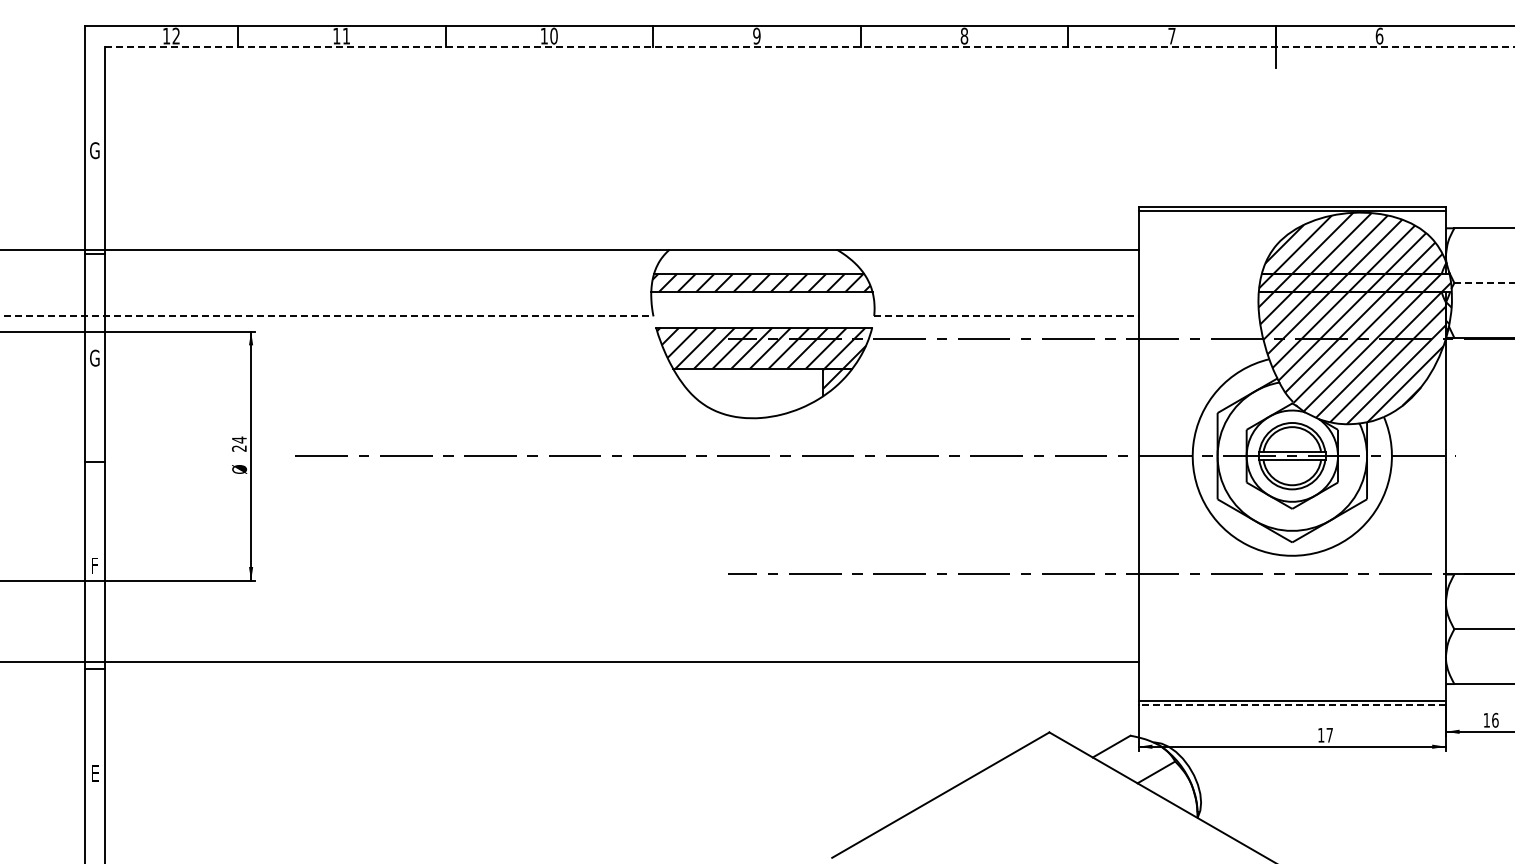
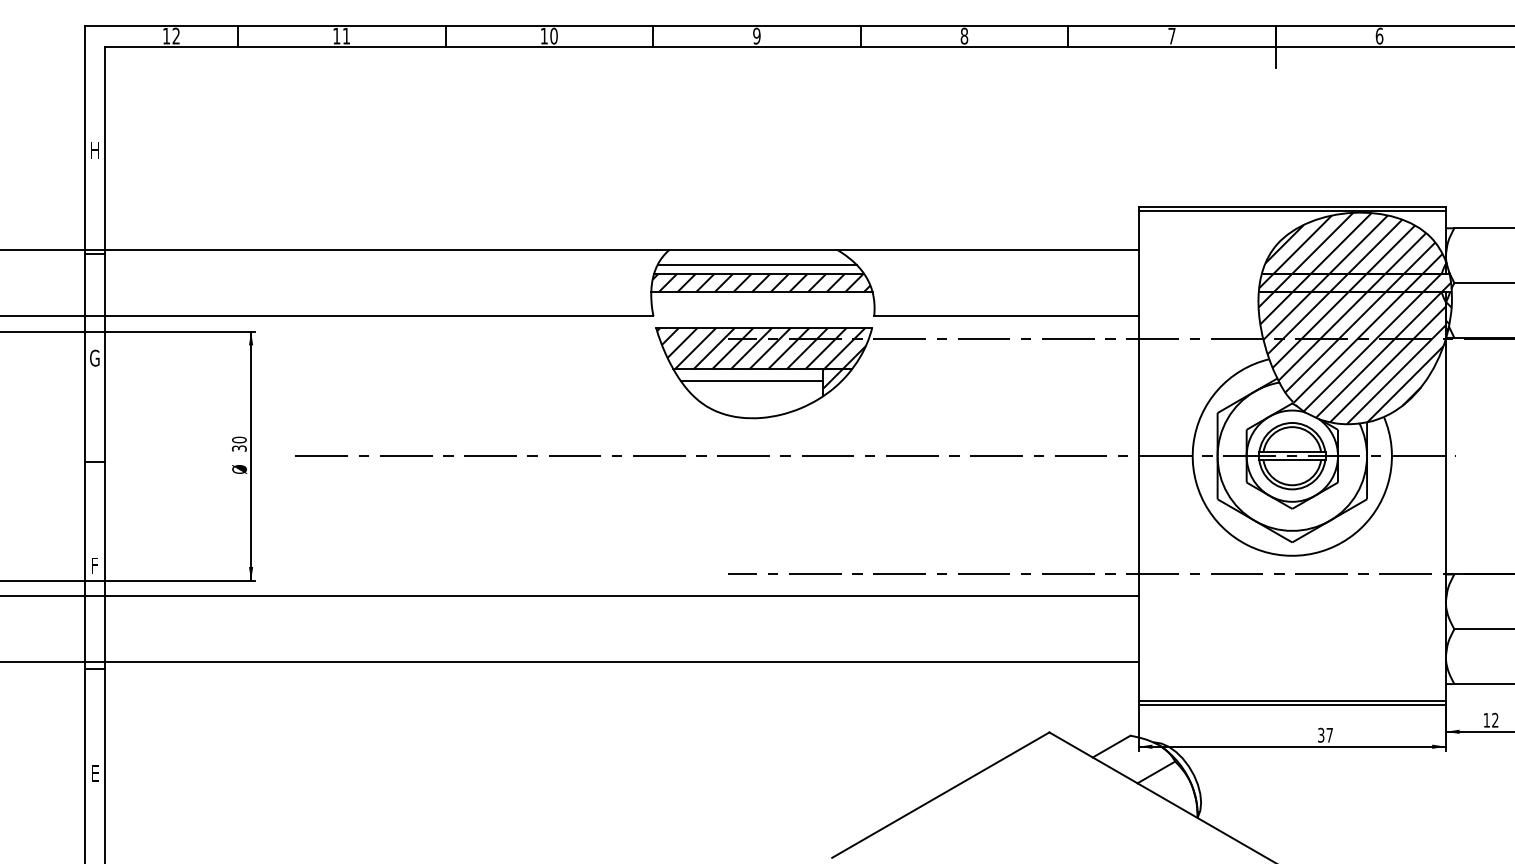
line: dashed -> solid (810, 46)
text: G -> H (94, 150)
line: none -> present (756, 265)
line: dashed -> solid (1484, 283)
line: dashed -> solid (326, 316)
line: dashed -> solid (1006, 316)
line: none -> present (752, 381)
text: 24 -> 30 (239, 443)
line: none -> present (570, 596)
line: dashed -> solid (1292, 705)
text: 16 -> 12 (1495, 719)
text: 17 -> 37 (1321, 734)
